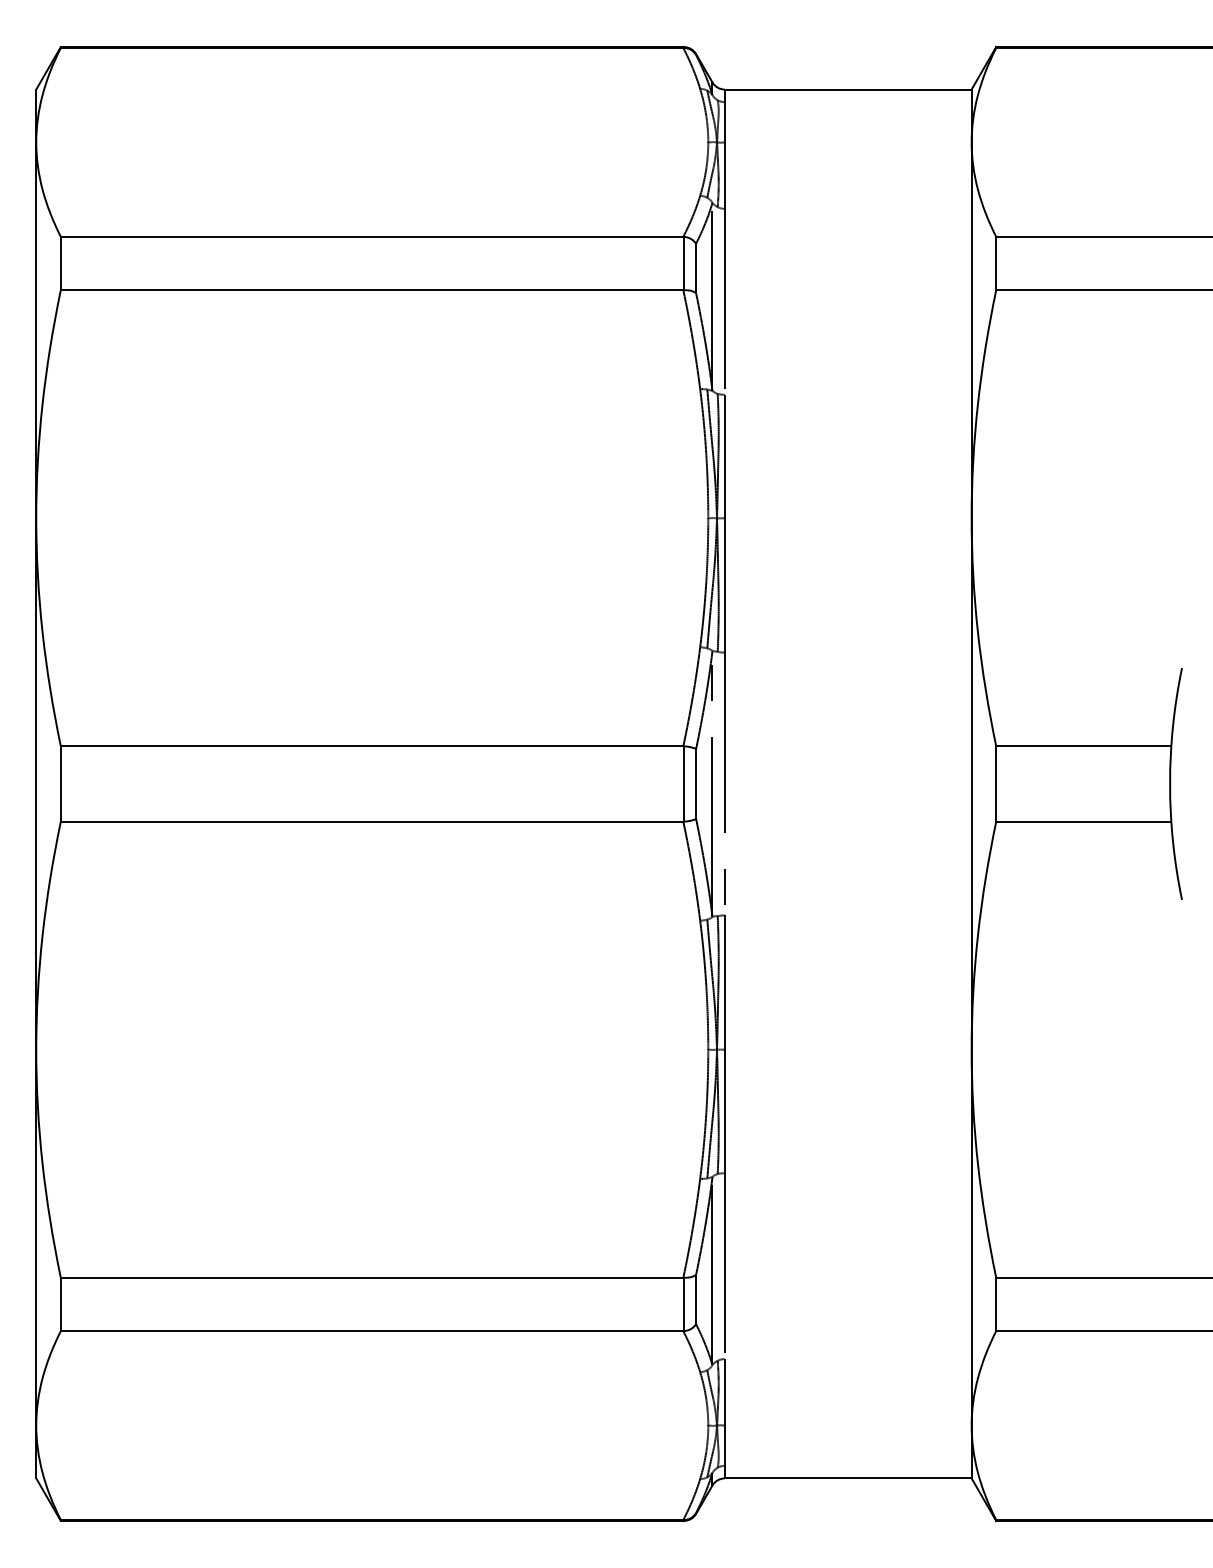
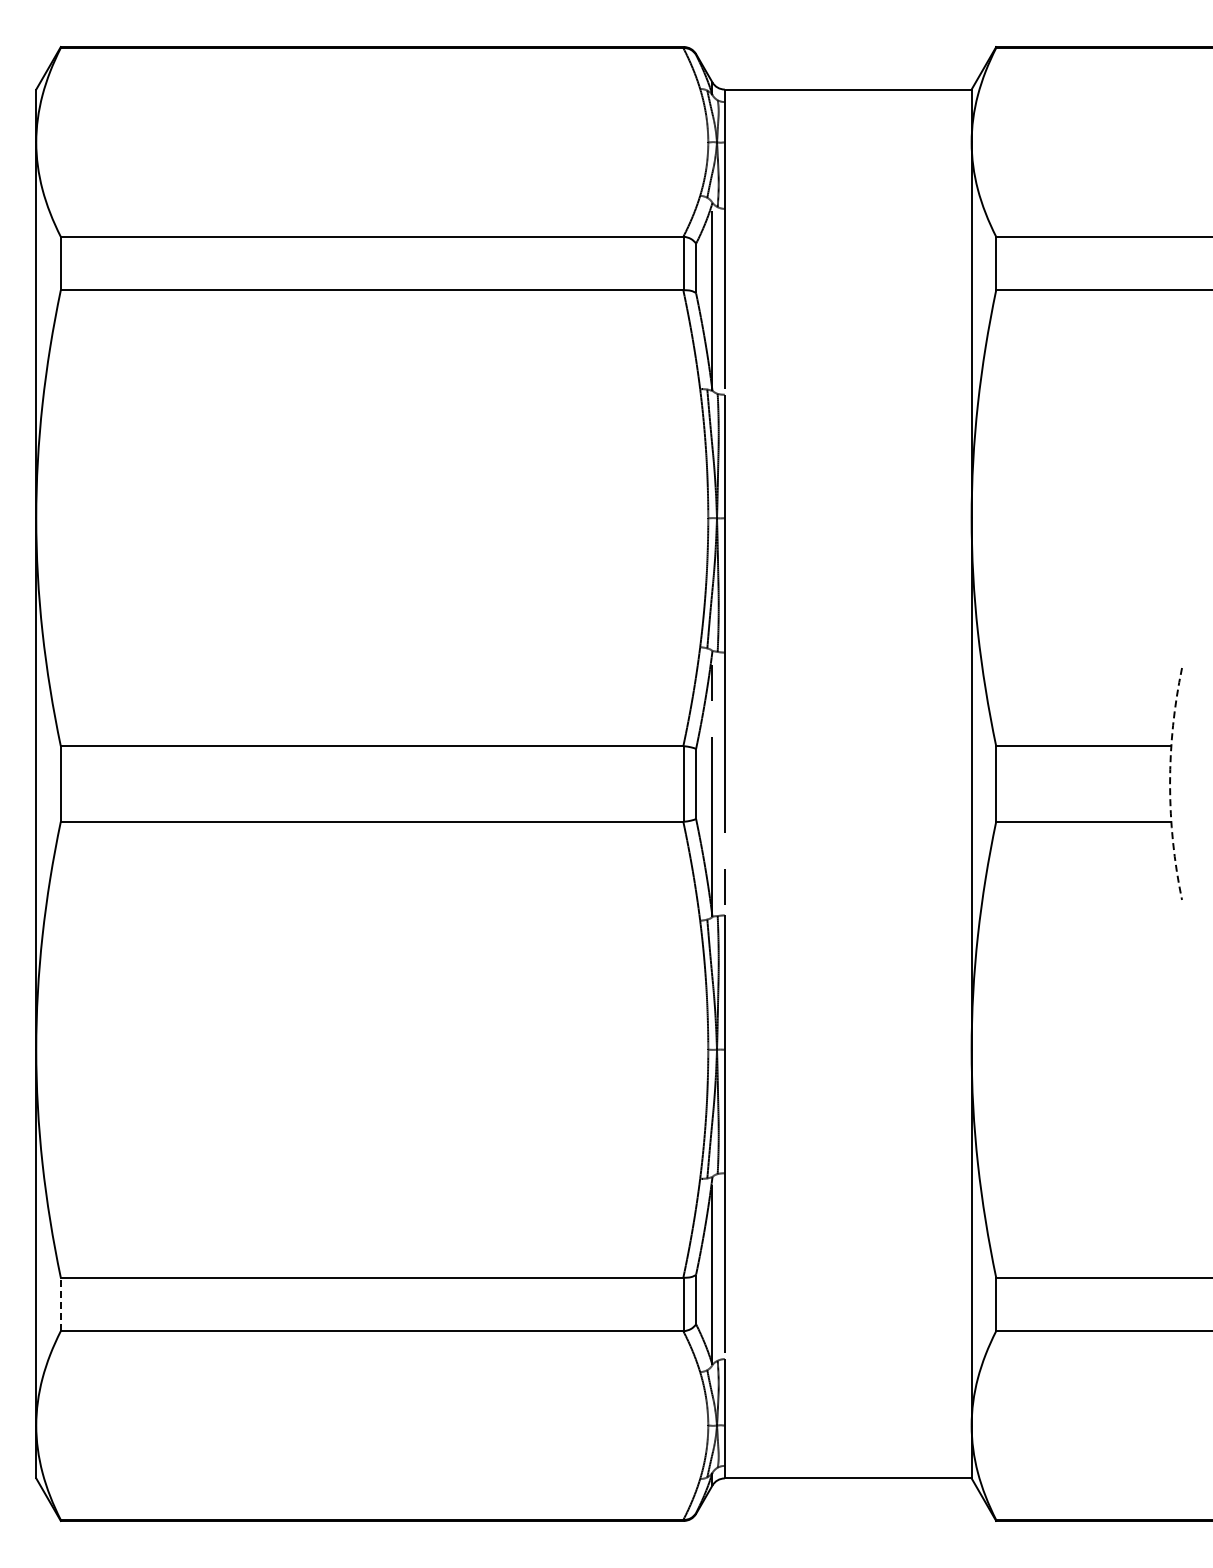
arc: solid -> dashed (1170, 784)
line: solid -> dashed (60, 1304)
